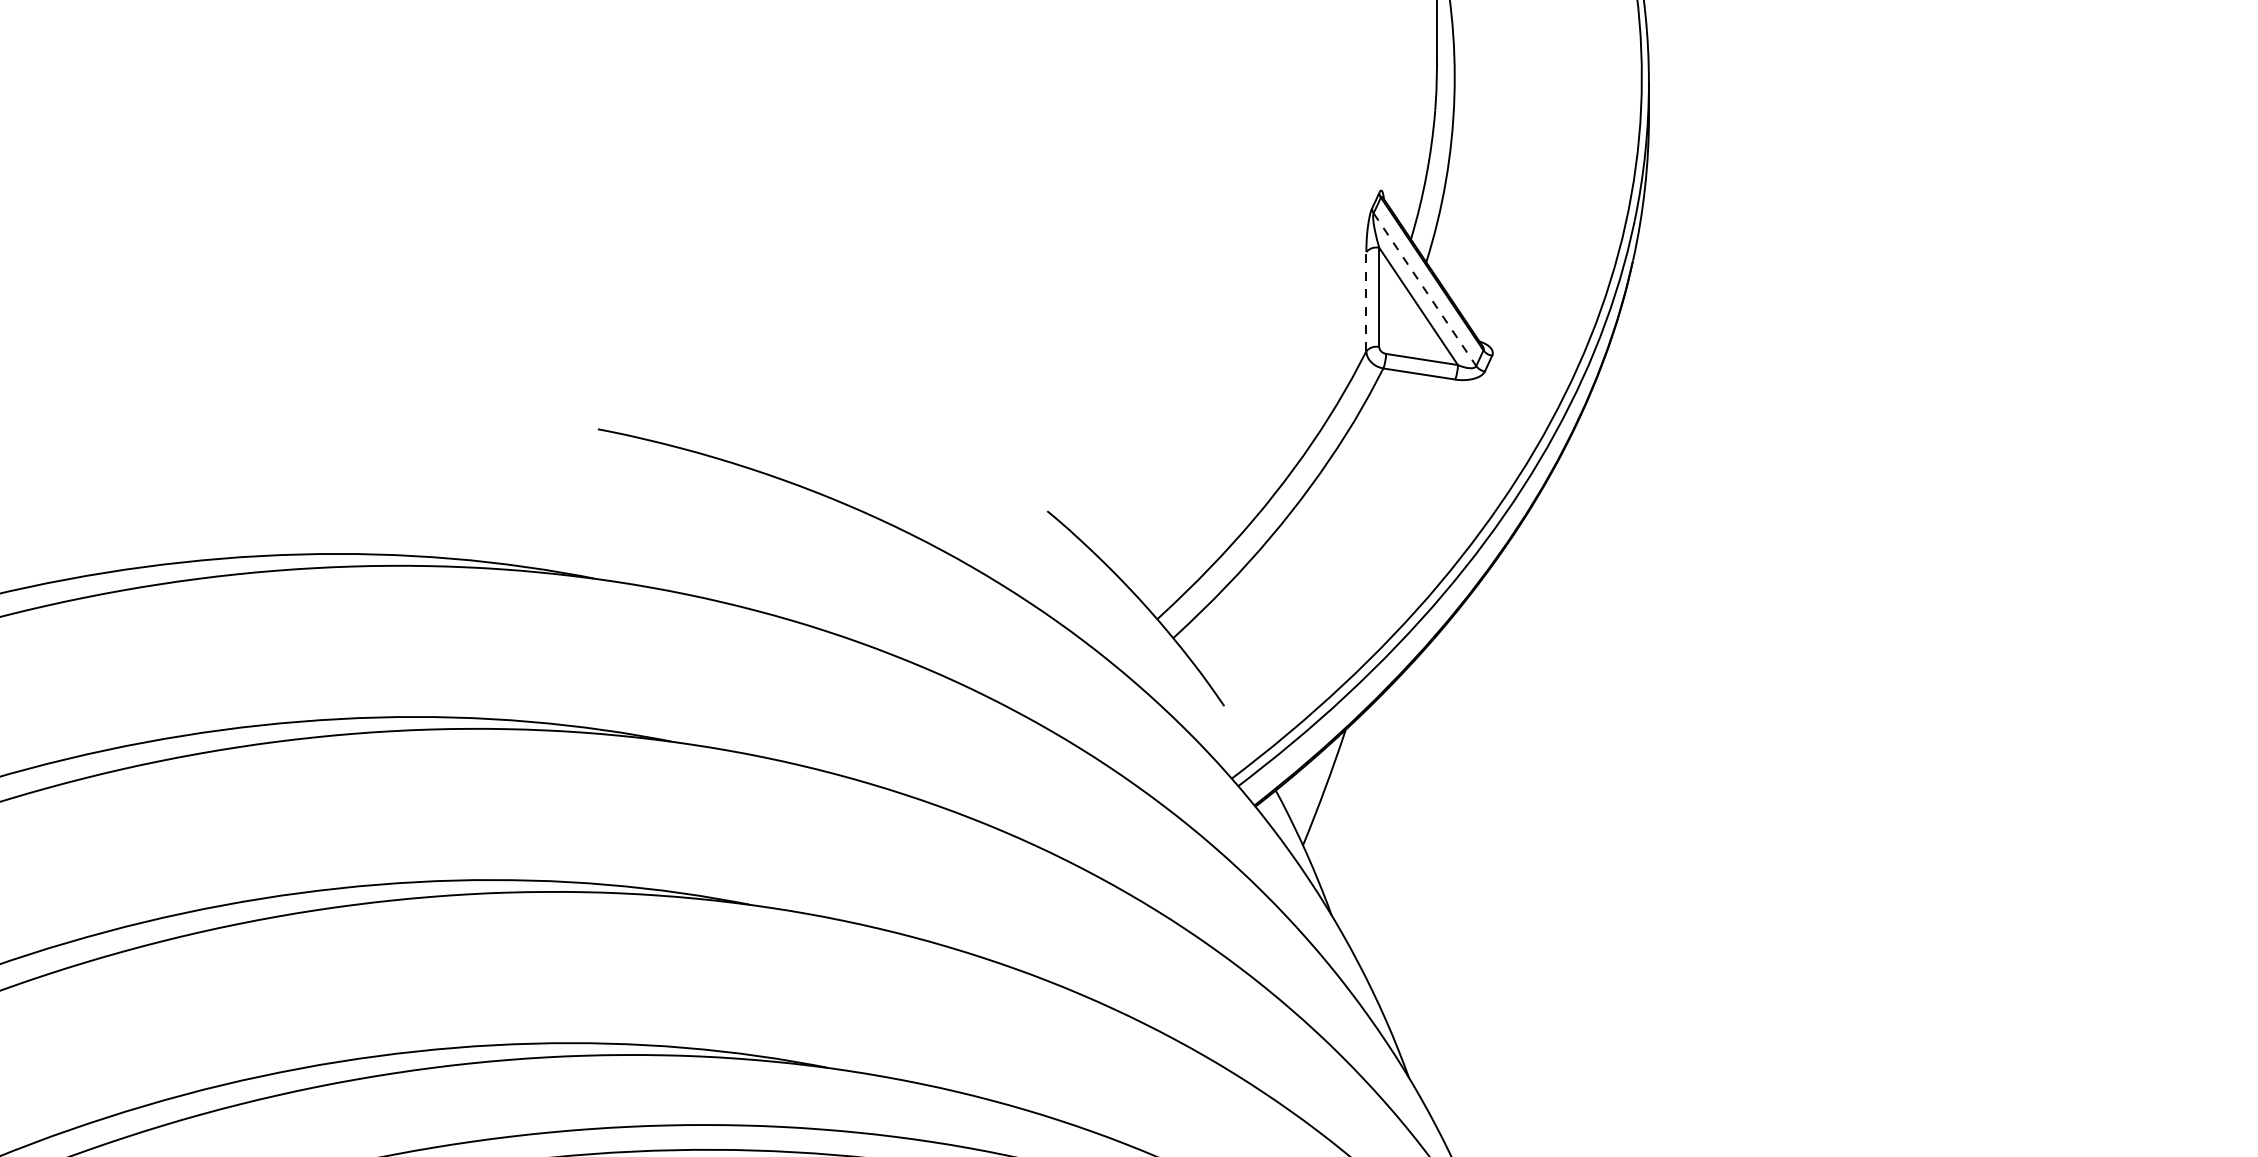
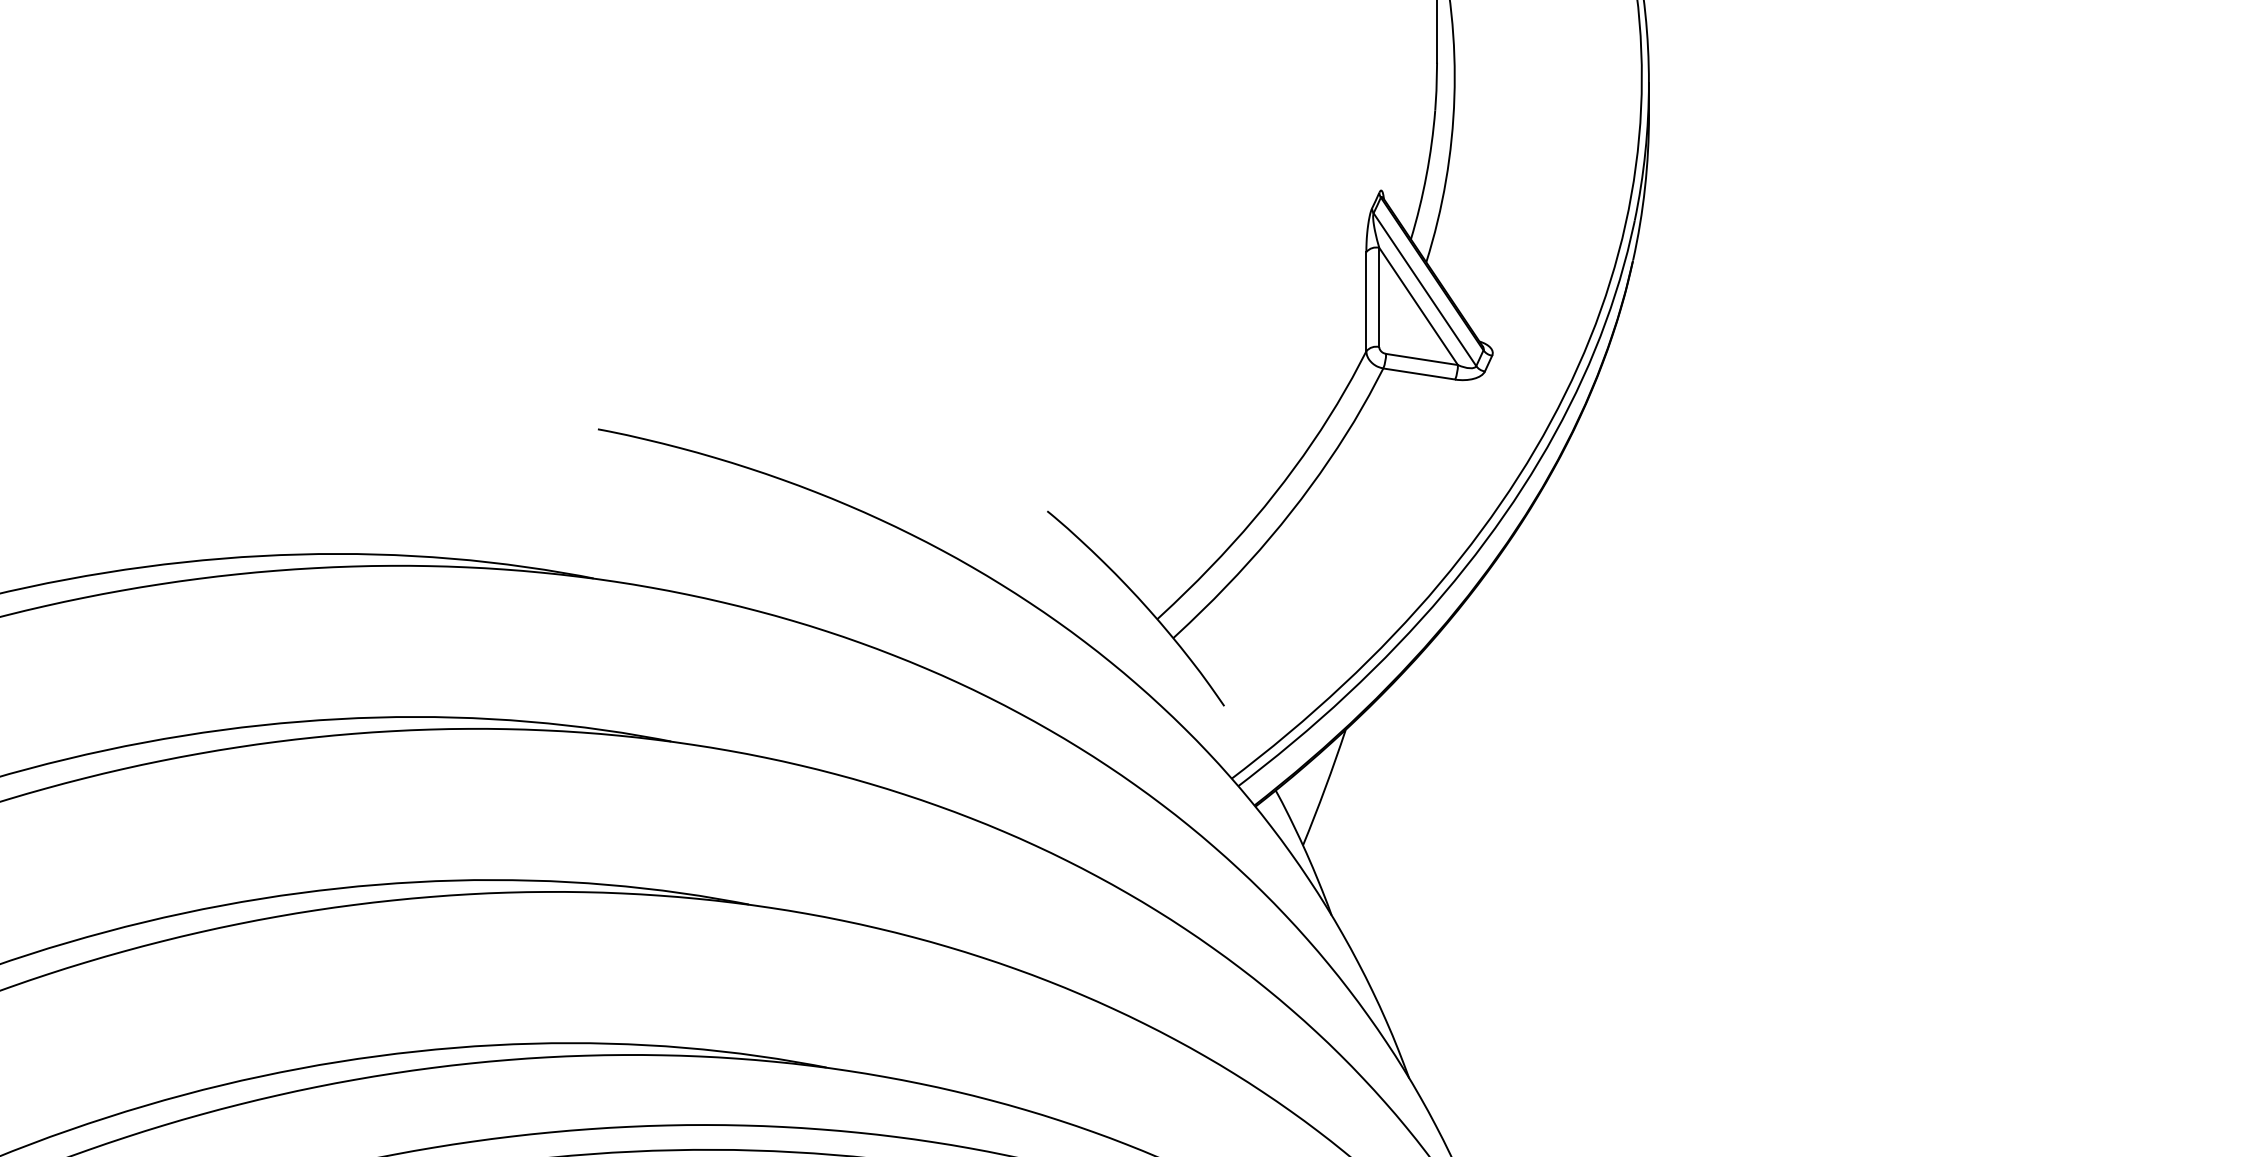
line: dashed -> solid (1425, 290)
line: dashed -> solid (1366, 301)
